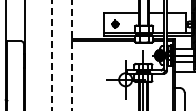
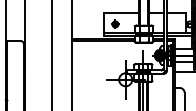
line: dashed -> solid (52, 55)
line: dashed -> solid (72, 55)
